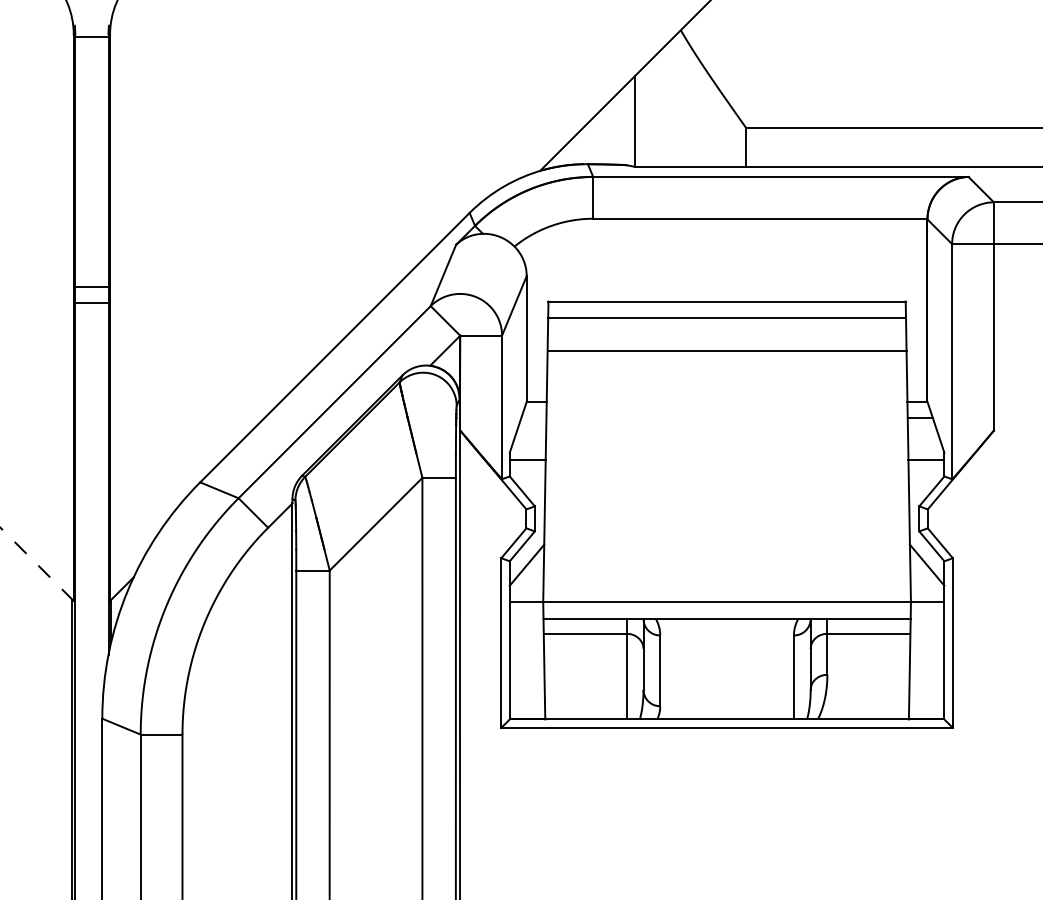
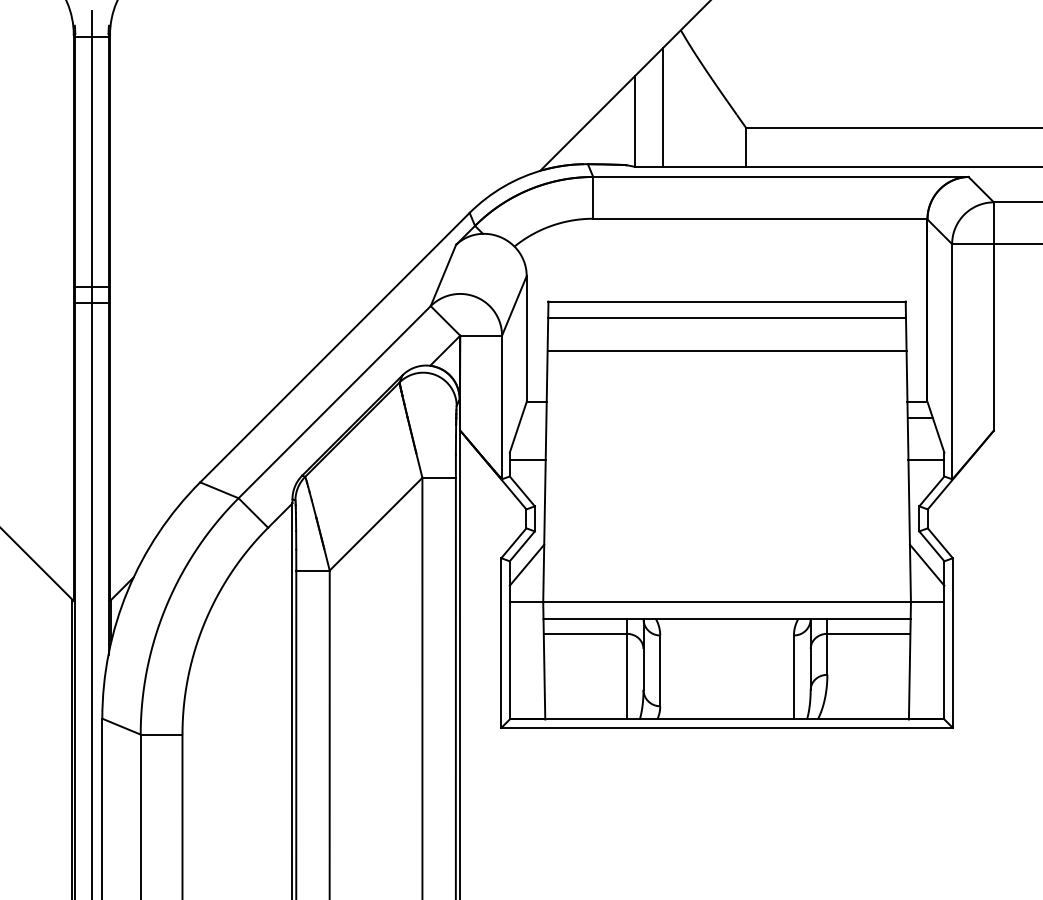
line: none -> present (662, 107)
line: none -> present (91, 453)
line: dashed -> solid (37, 564)
